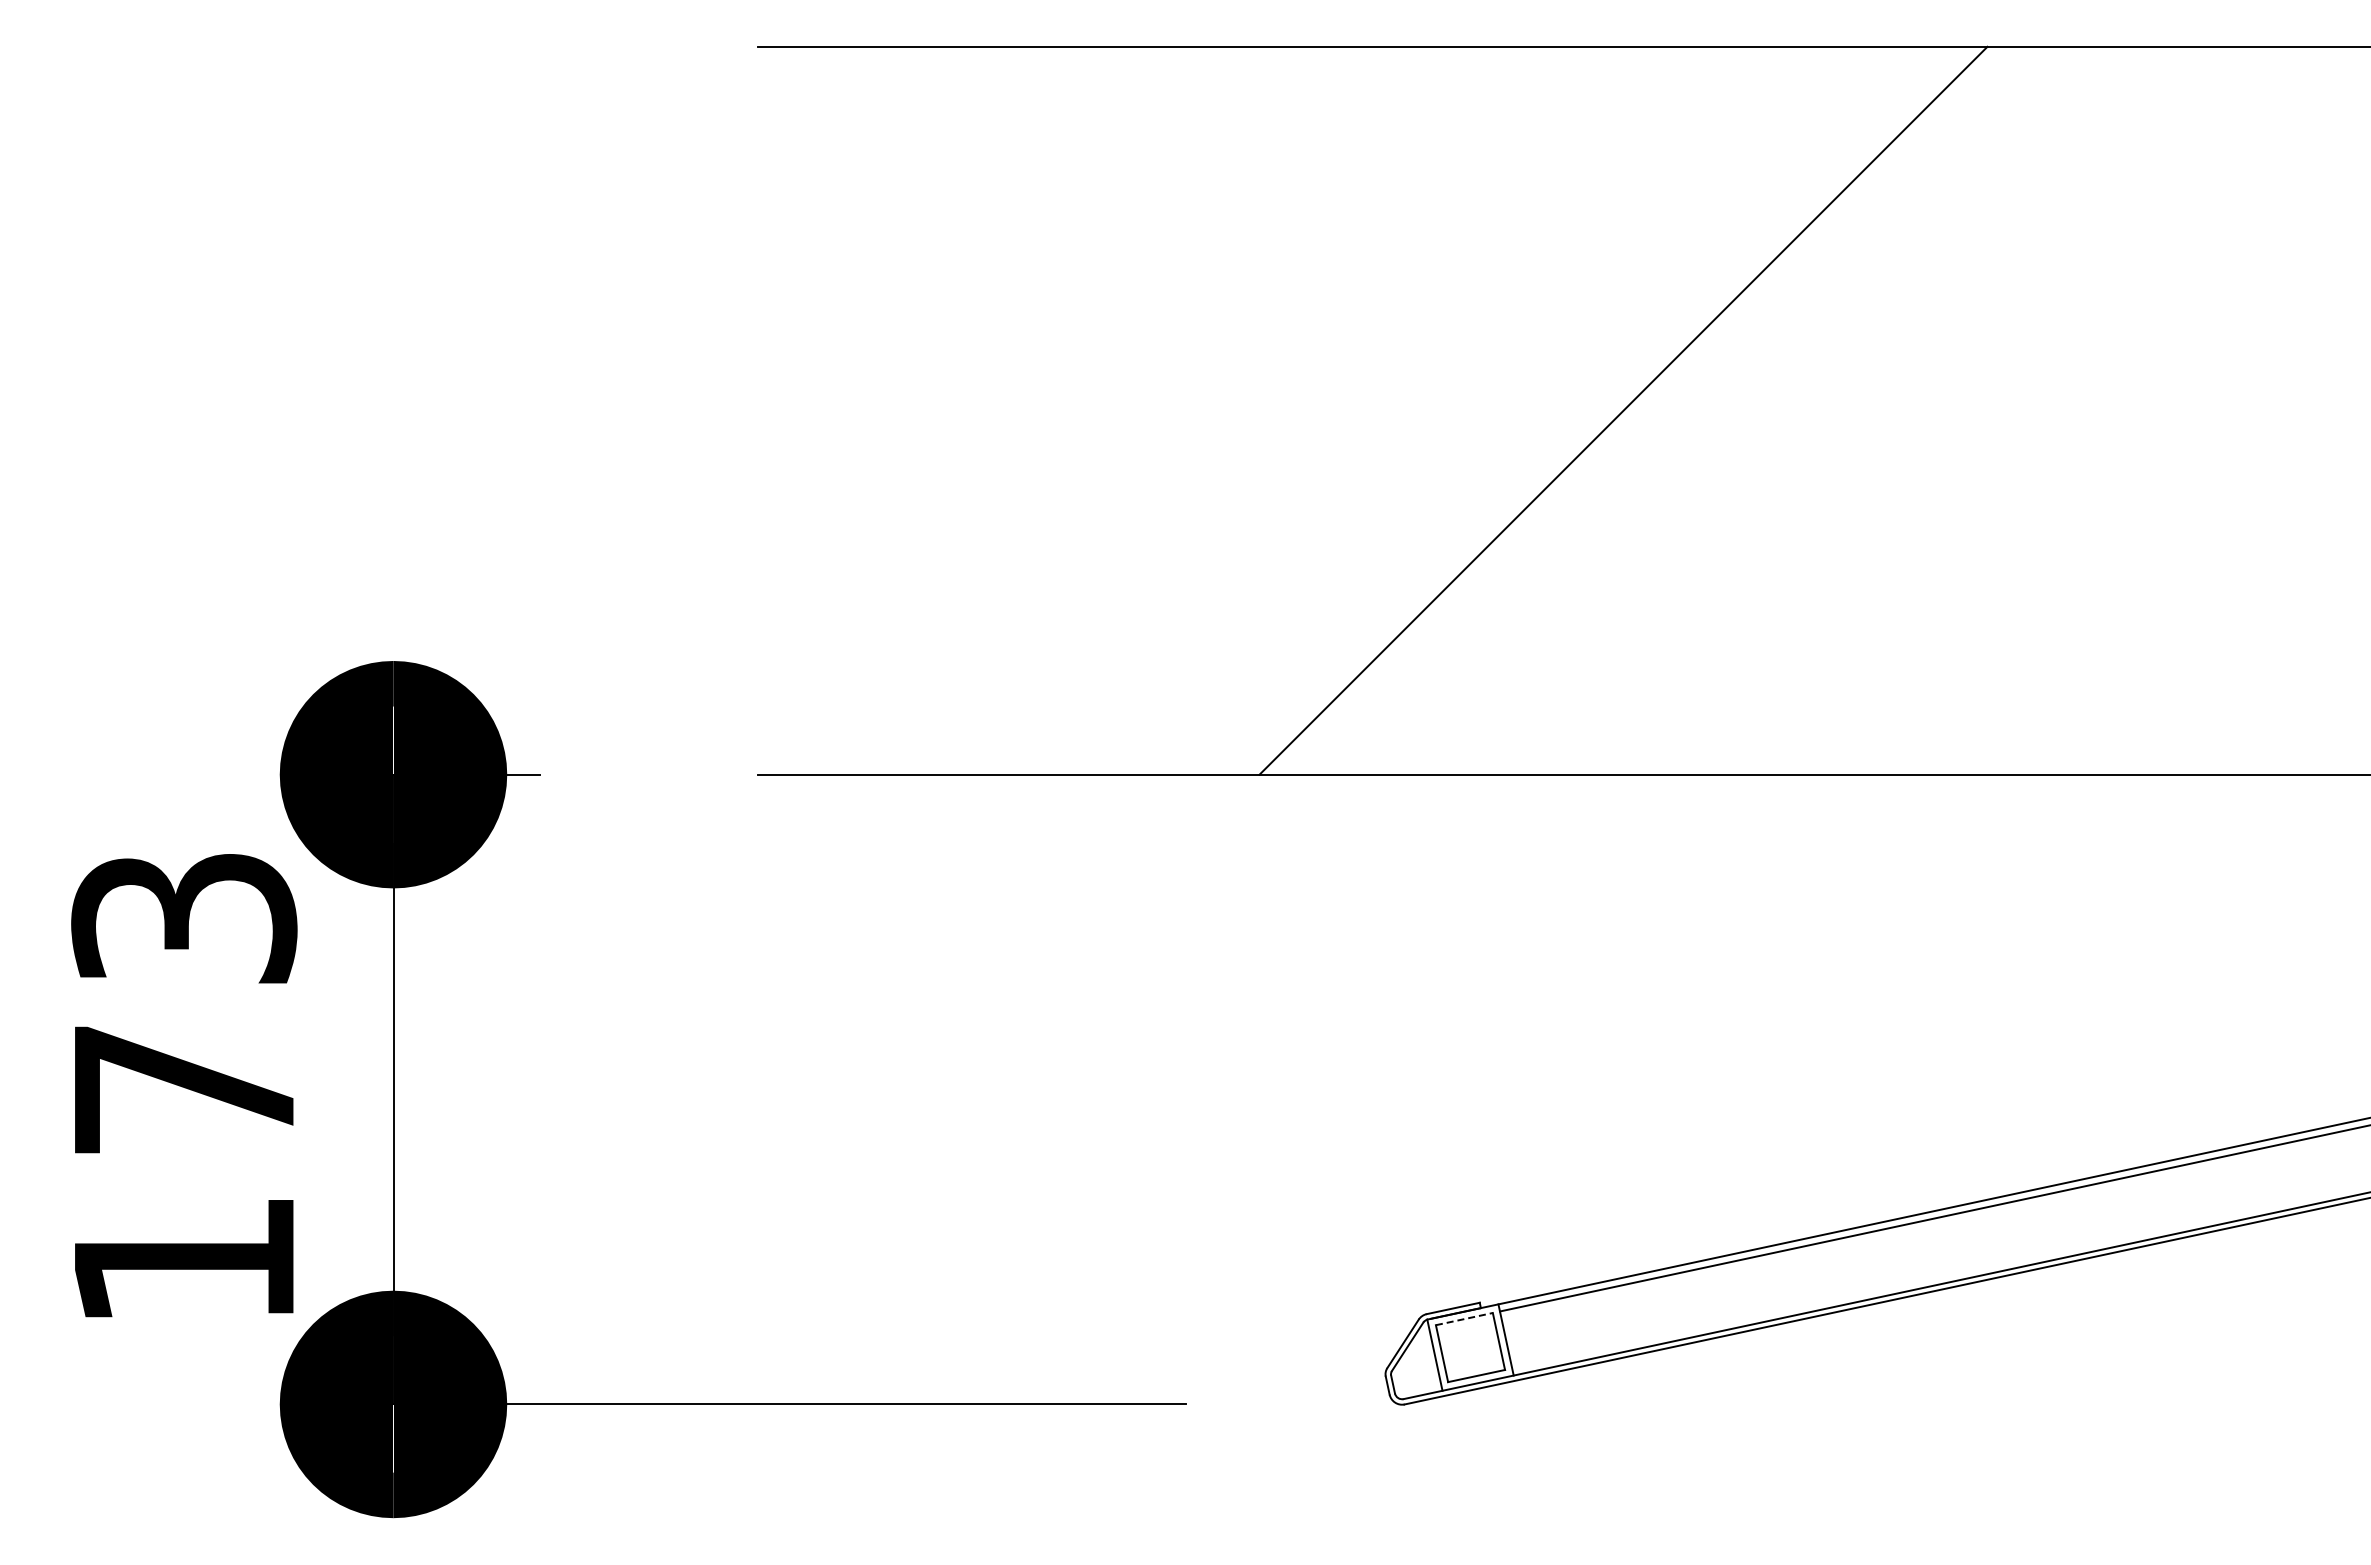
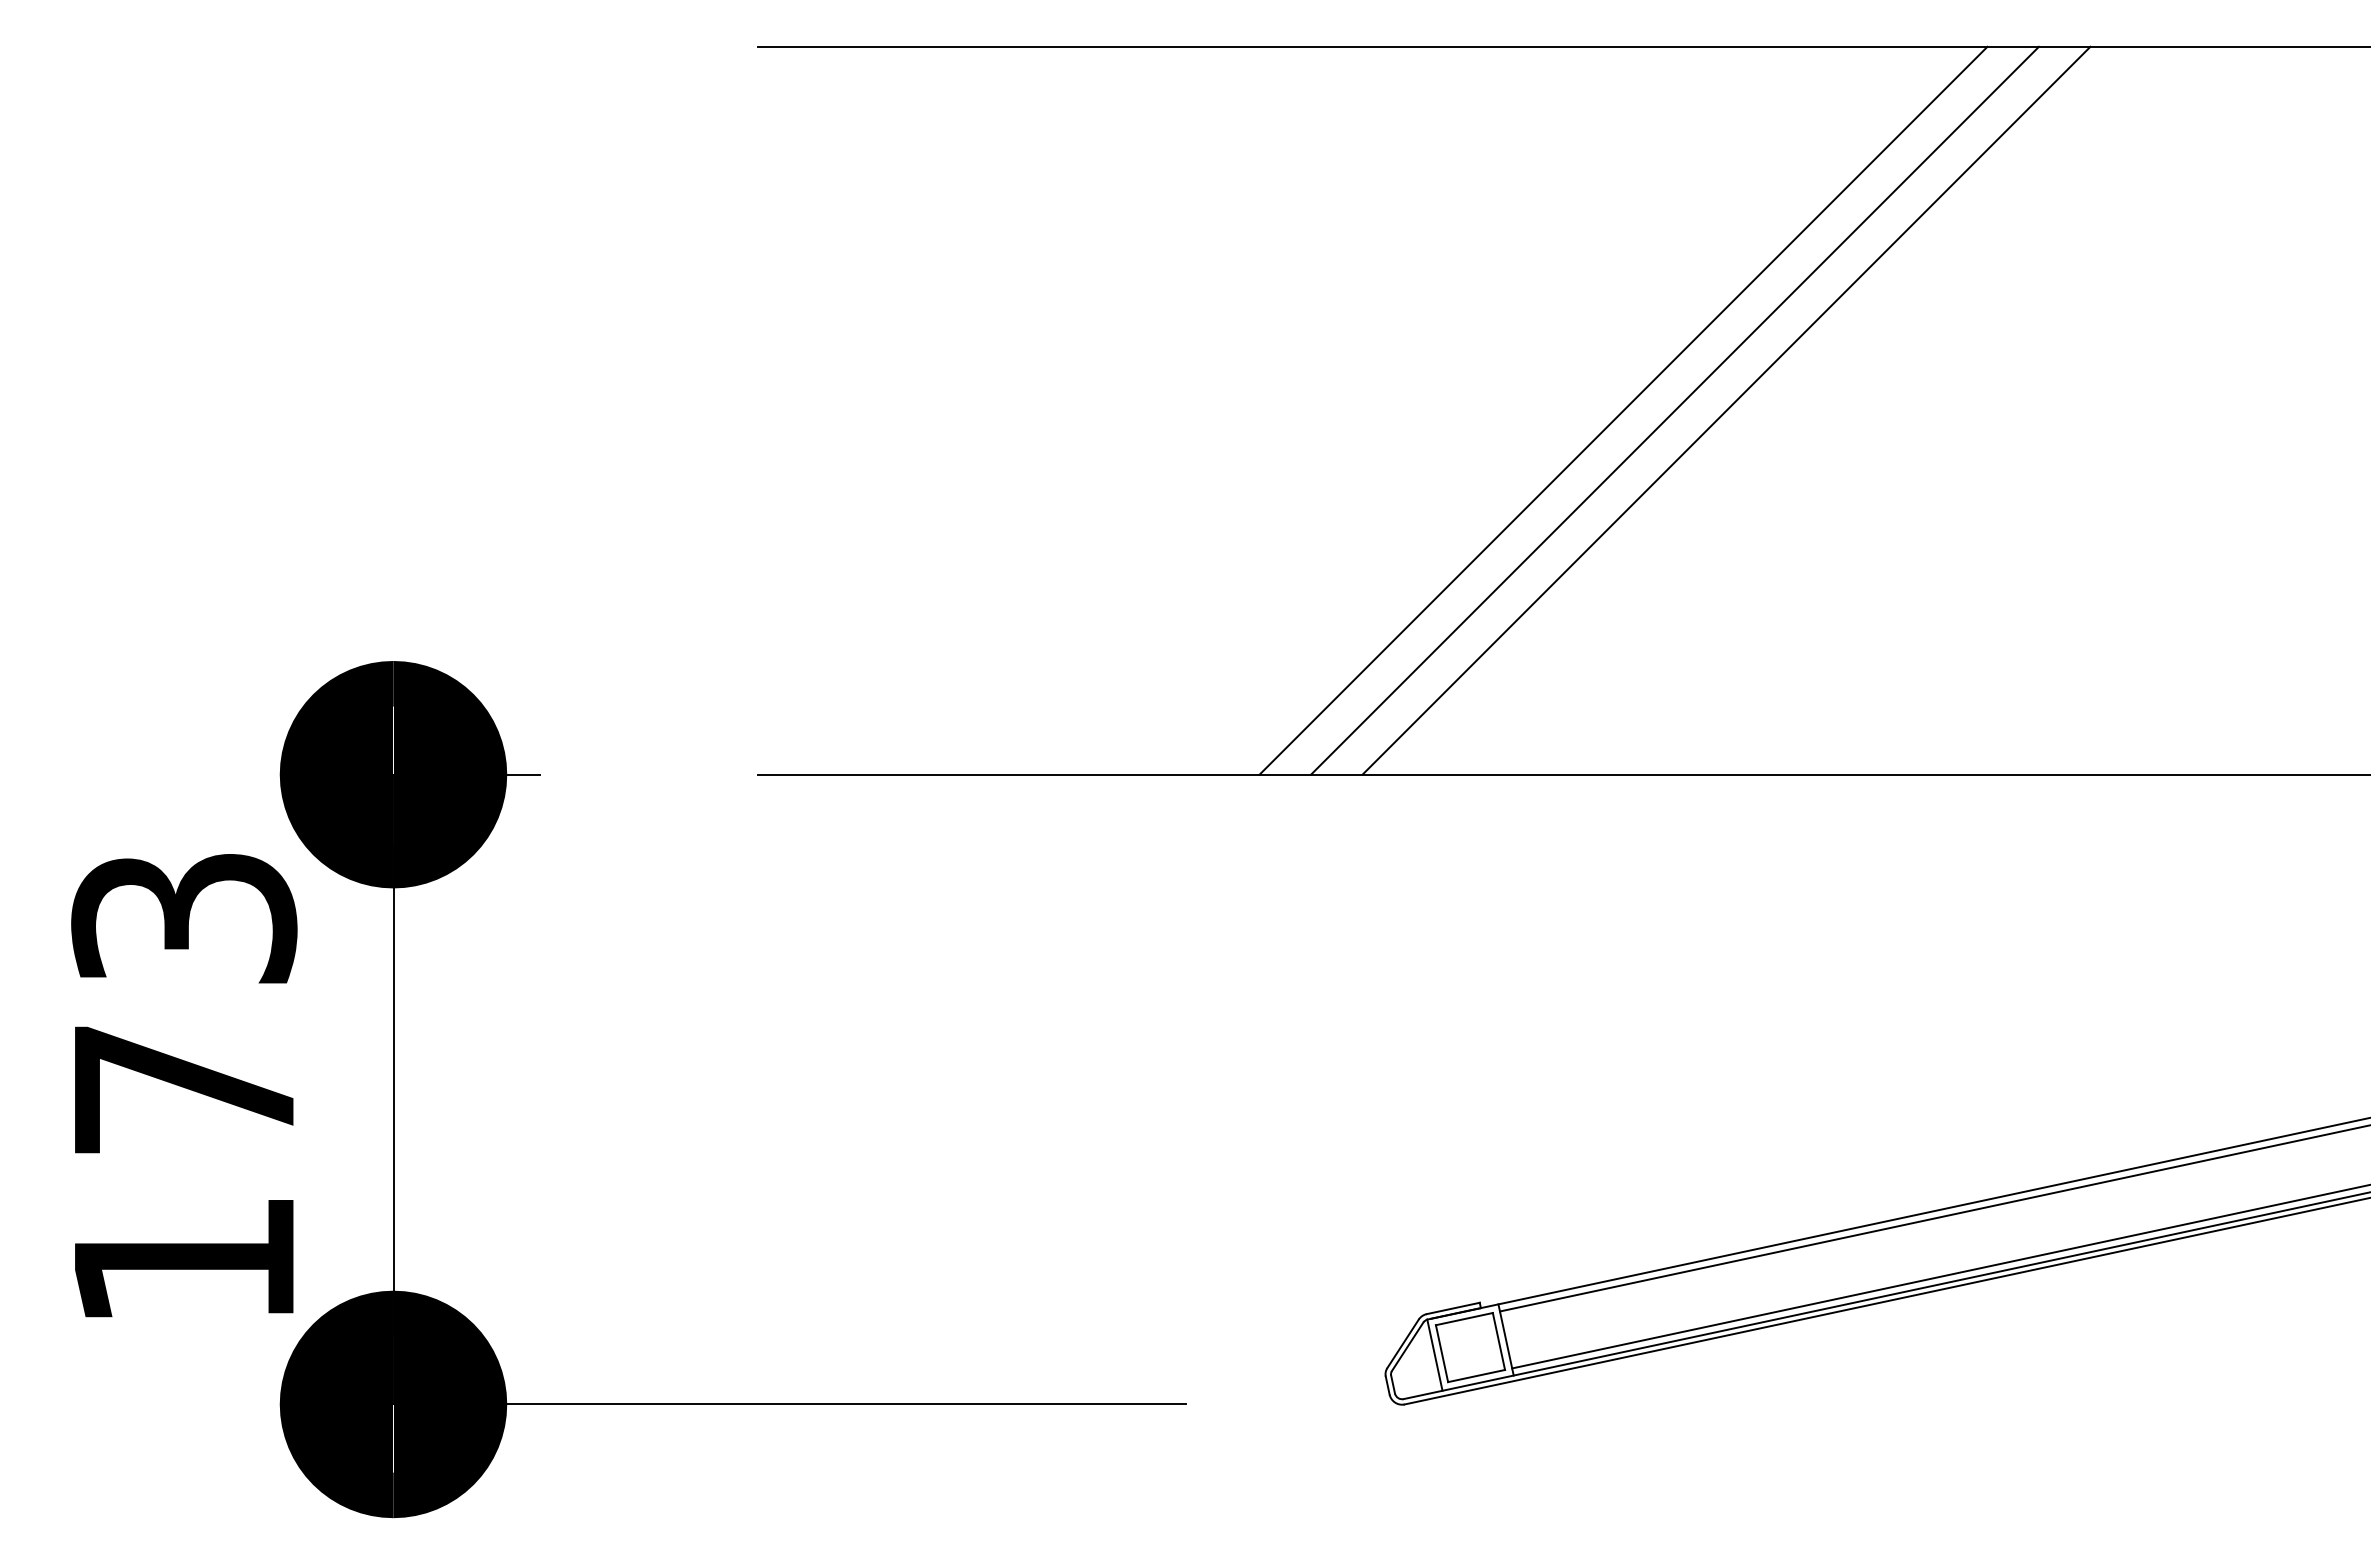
line: none -> present (1674, 410)
line: none -> present (1726, 410)
line: none -> present (1939, 1276)
line: dashed -> solid (1464, 1319)
